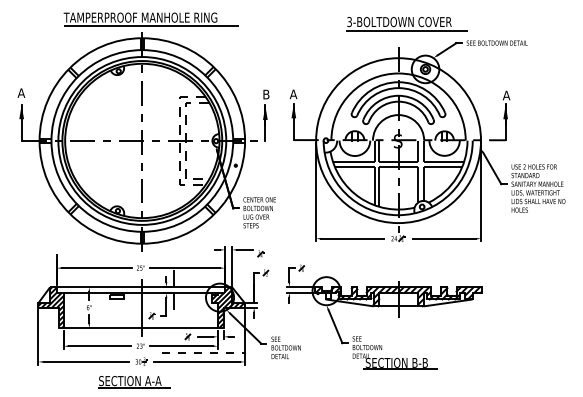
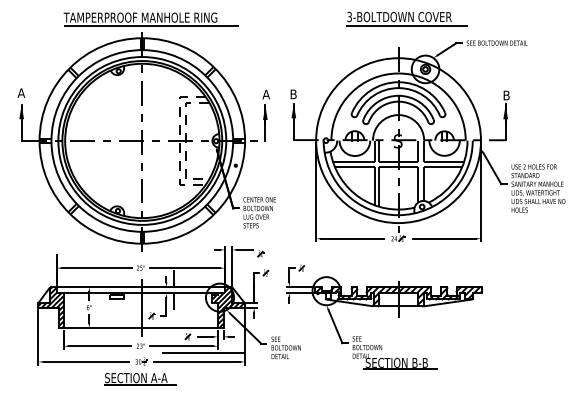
part position: (406, 24) -> (406, 19) (406, 19)
text: B -> A (265, 94)
text: A -> B (293, 94)
text: A -> B (506, 95)
line: dashed -> solid (203, 352)
part position: (134, 382) -> (140, 379) (140, 379)
